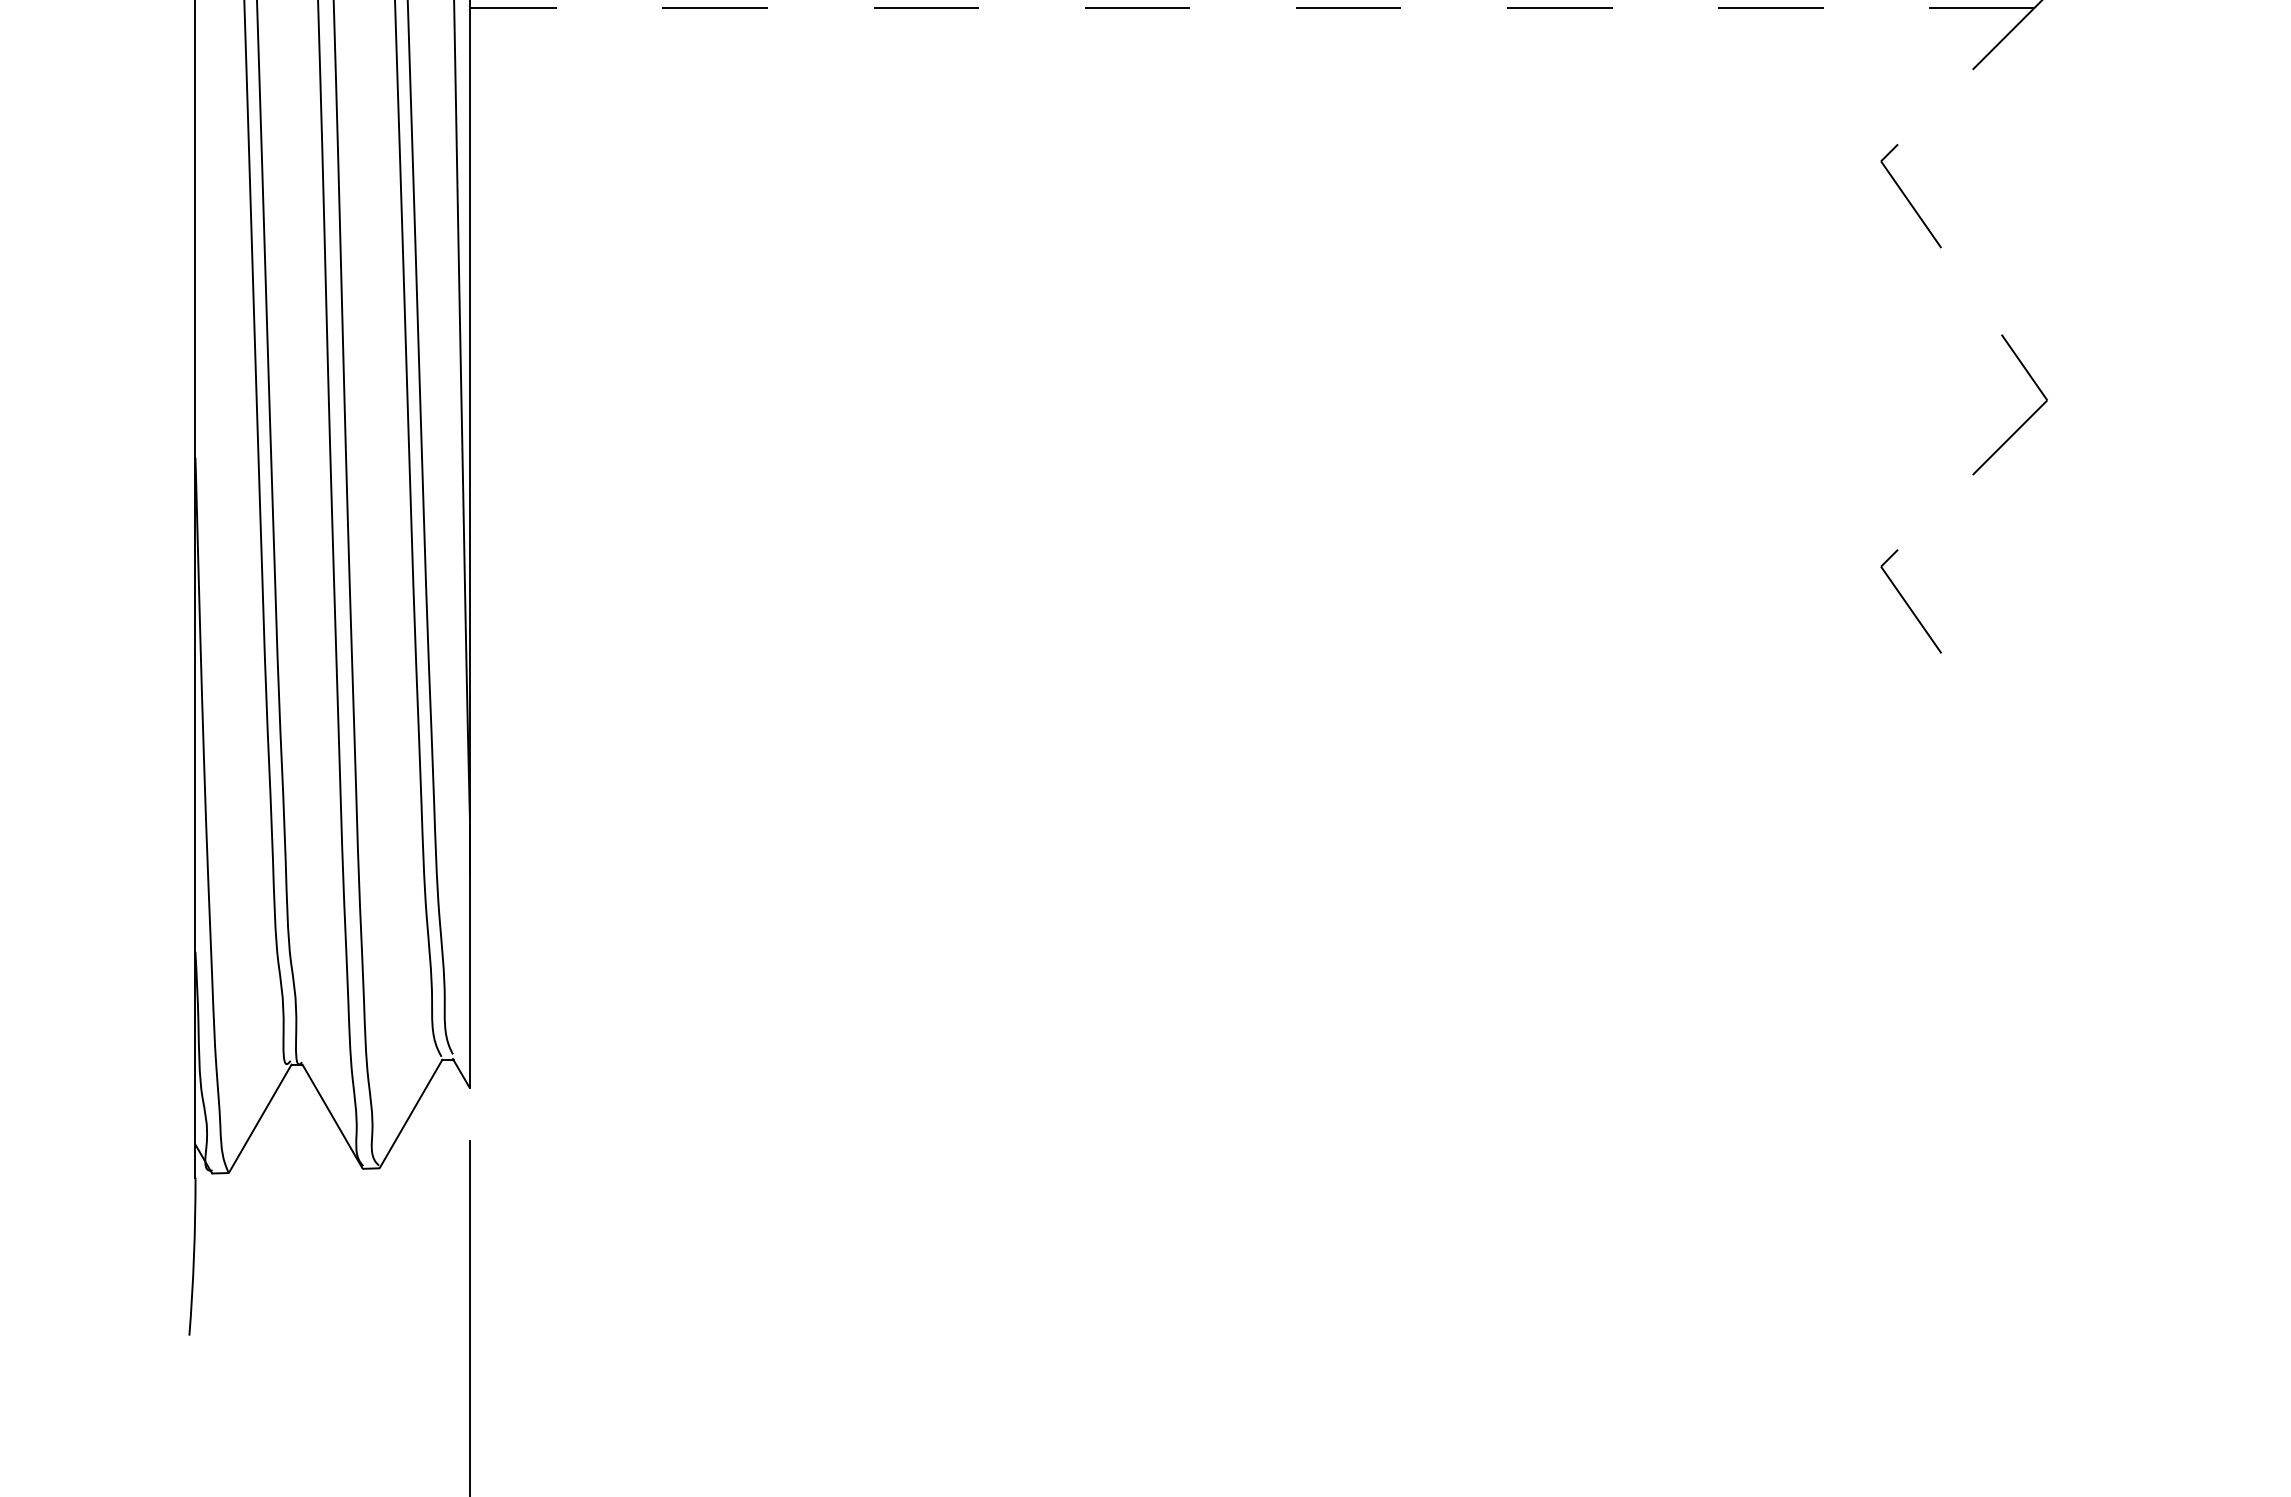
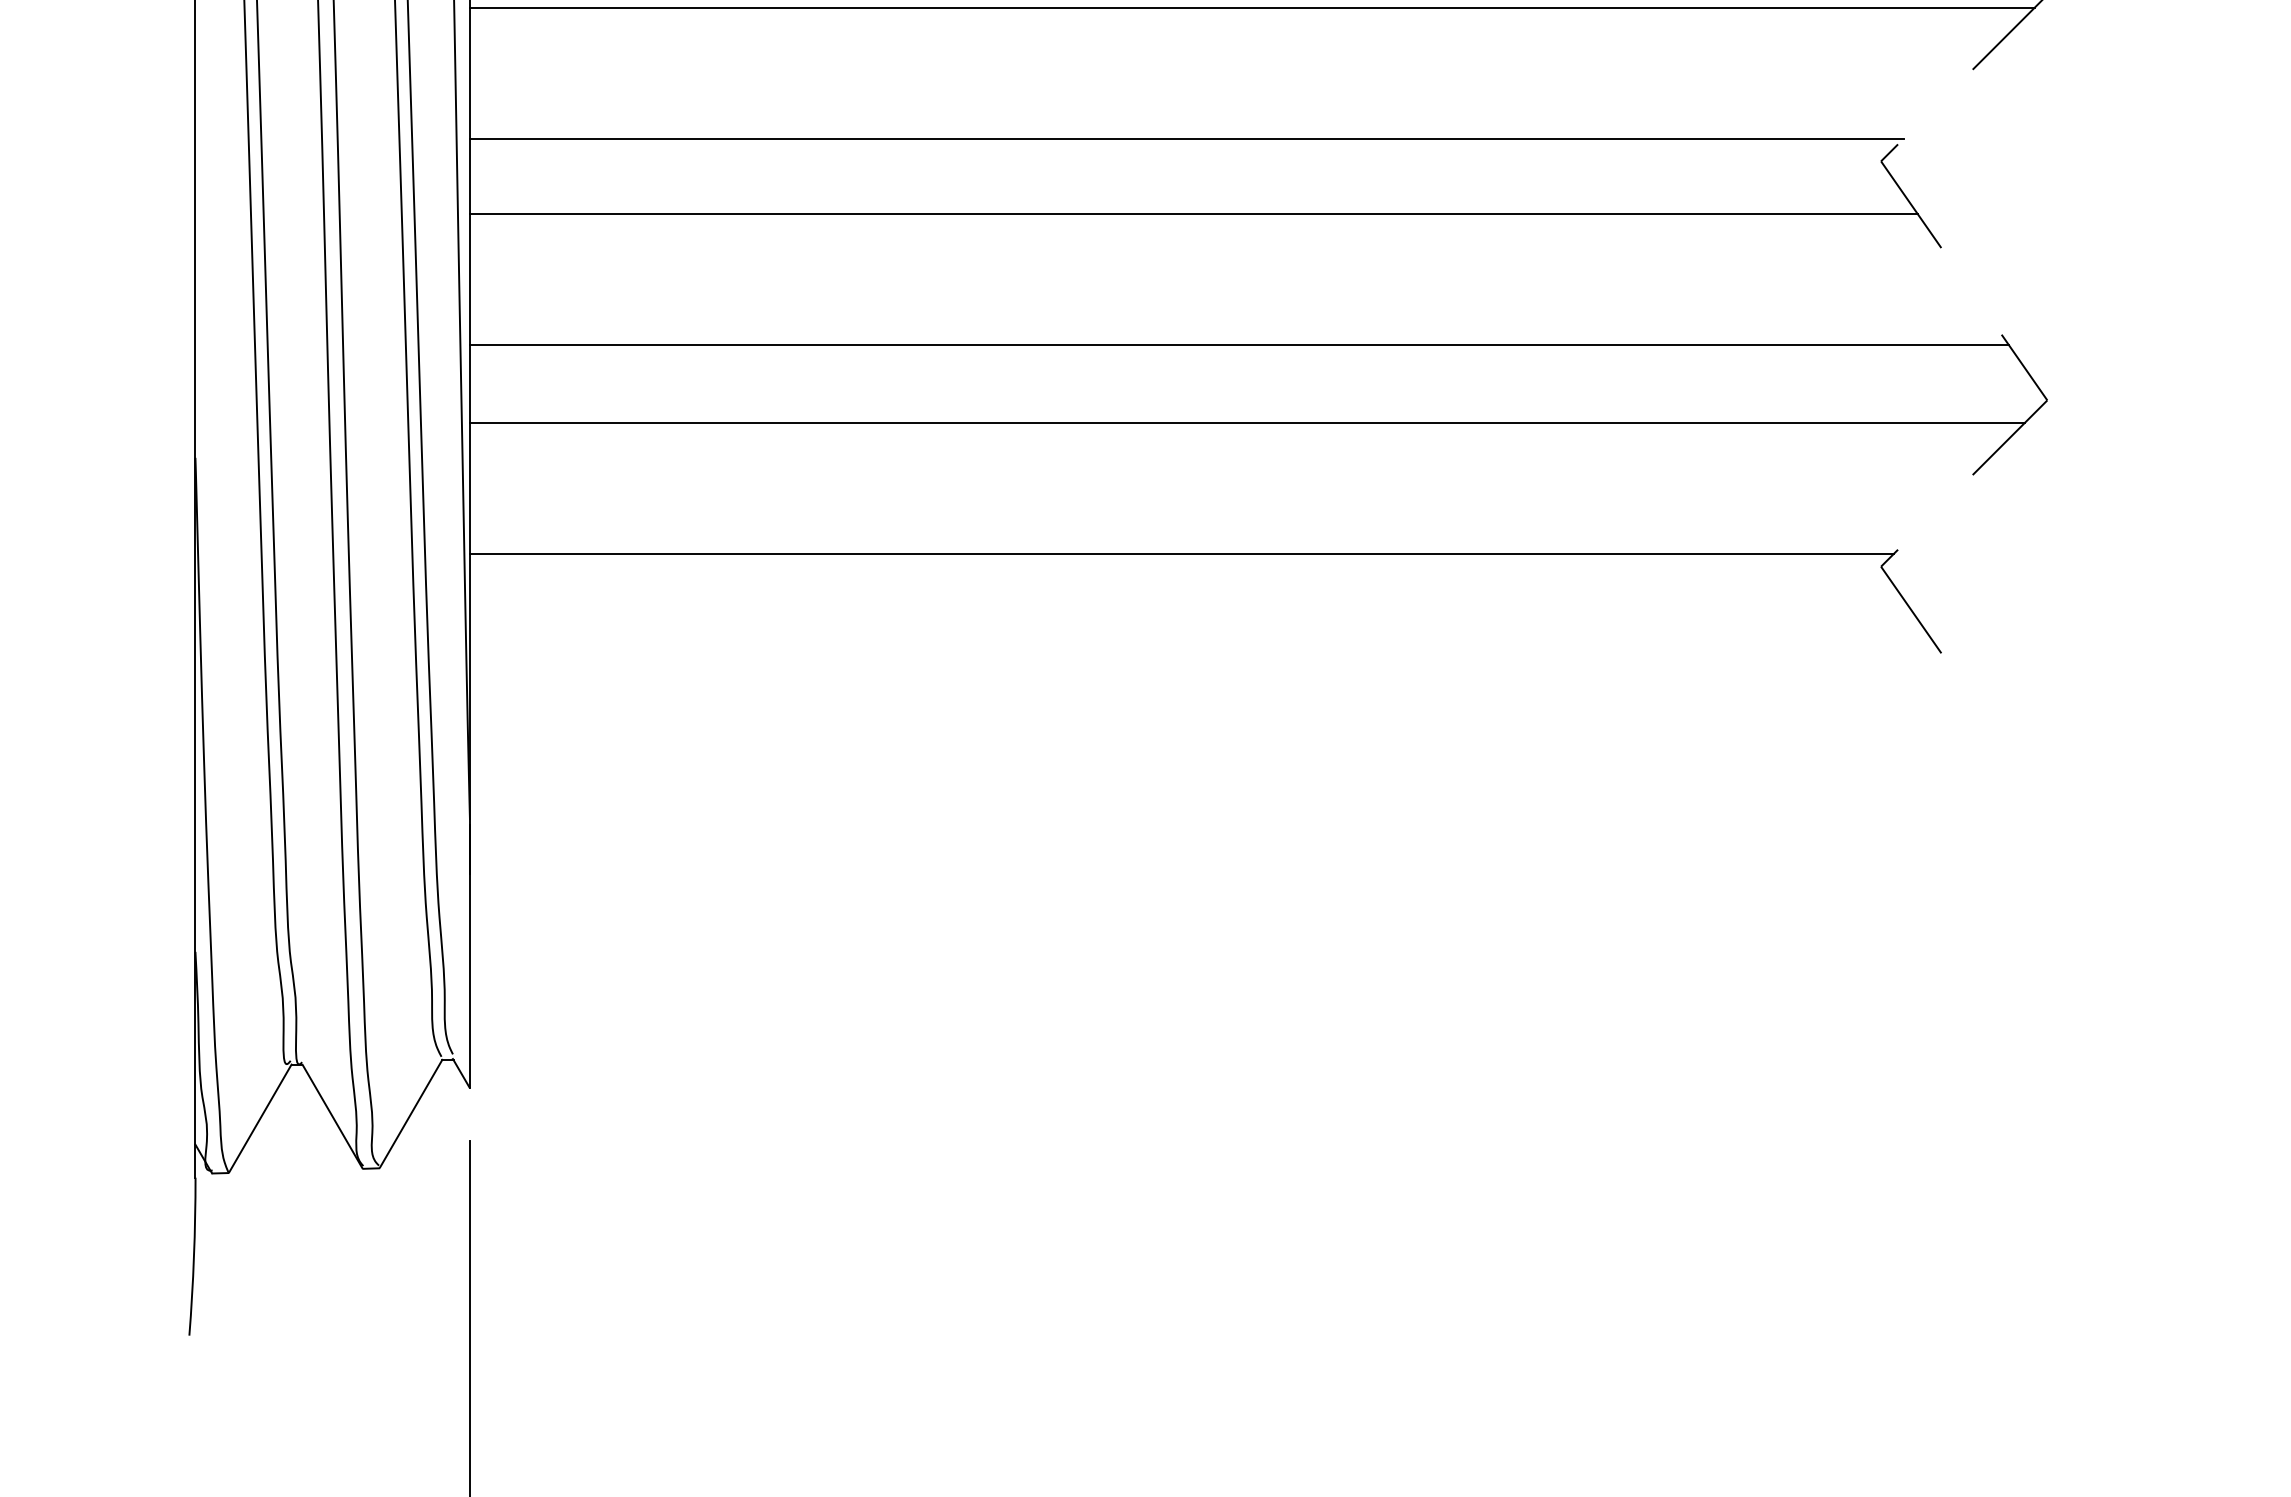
line: dashed -> solid (1251, 7)
line: none -> present (1186, 138)
line: none -> present (1193, 214)
line: none -> present (1238, 345)
line: none -> present (1246, 423)
line: none -> present (1181, 554)
